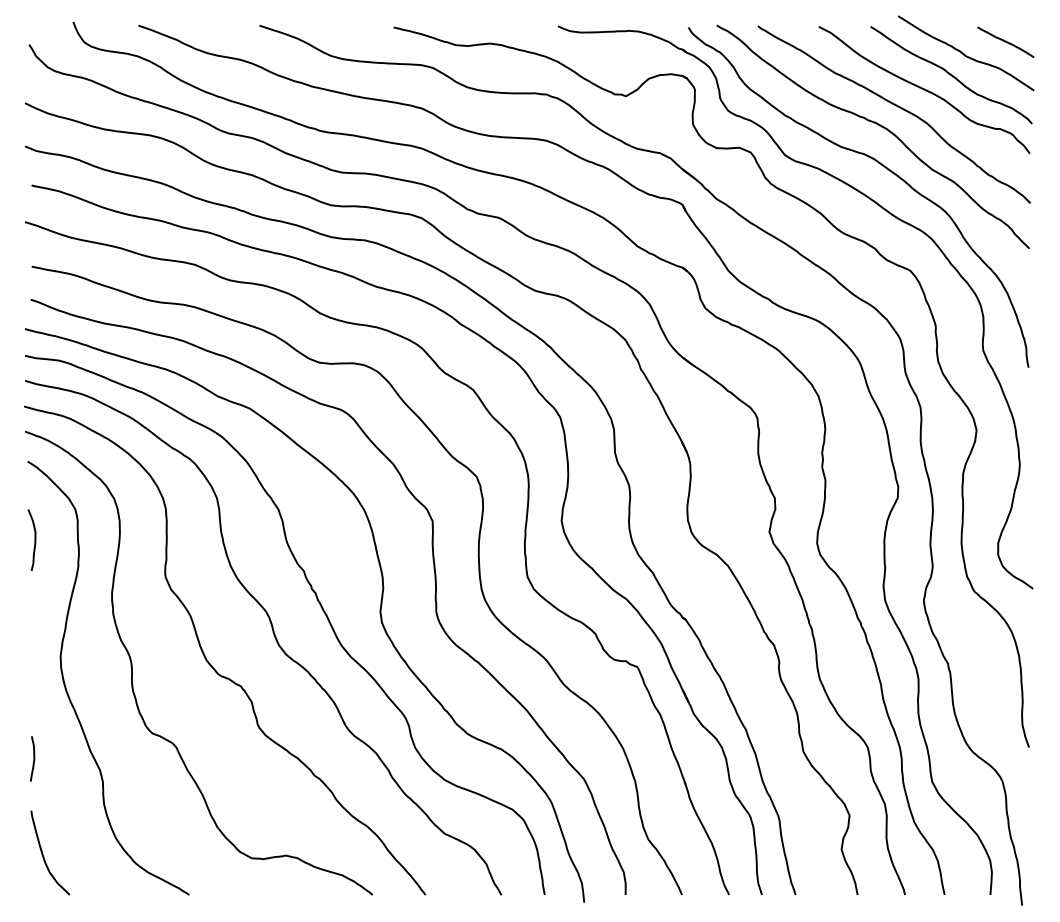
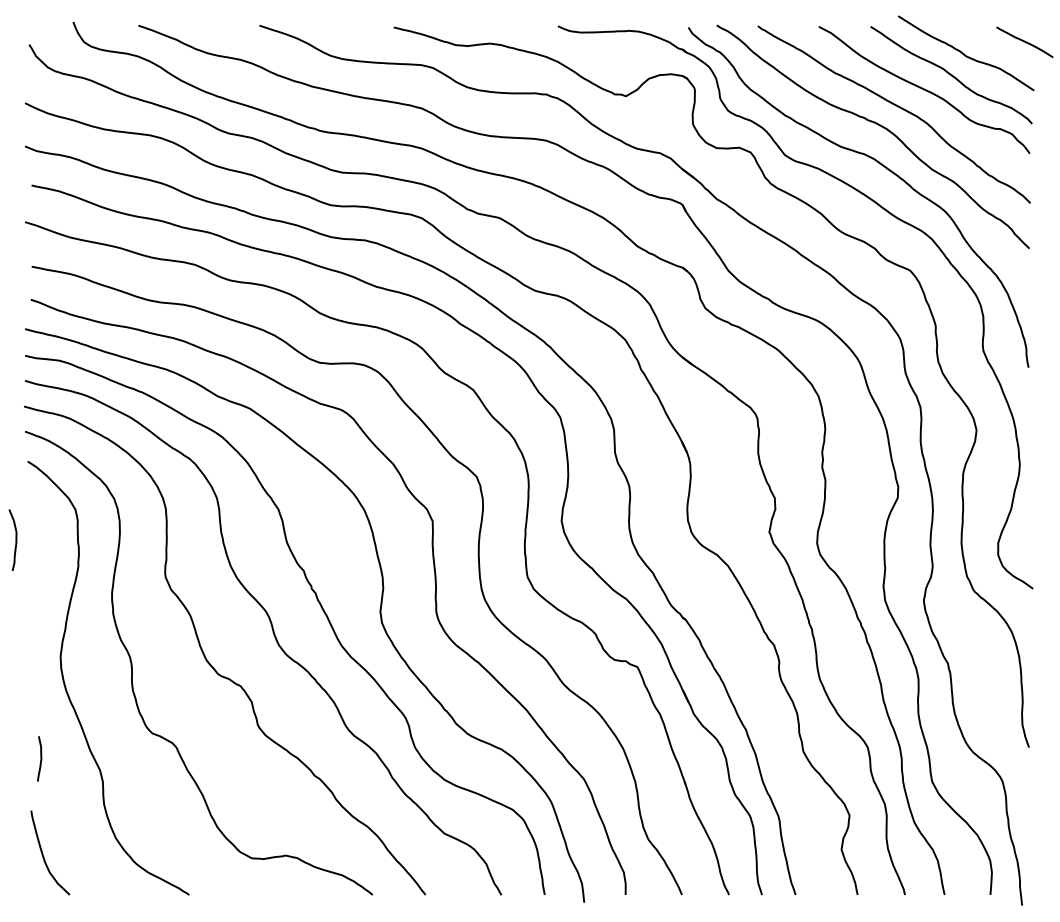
curve position: (1005, 42) -> (1024, 42) (1024, 42)
curve position: (34, 539) -> (15, 539) (15, 539)
curve position: (33, 758) -> (40, 758) (40, 758)
